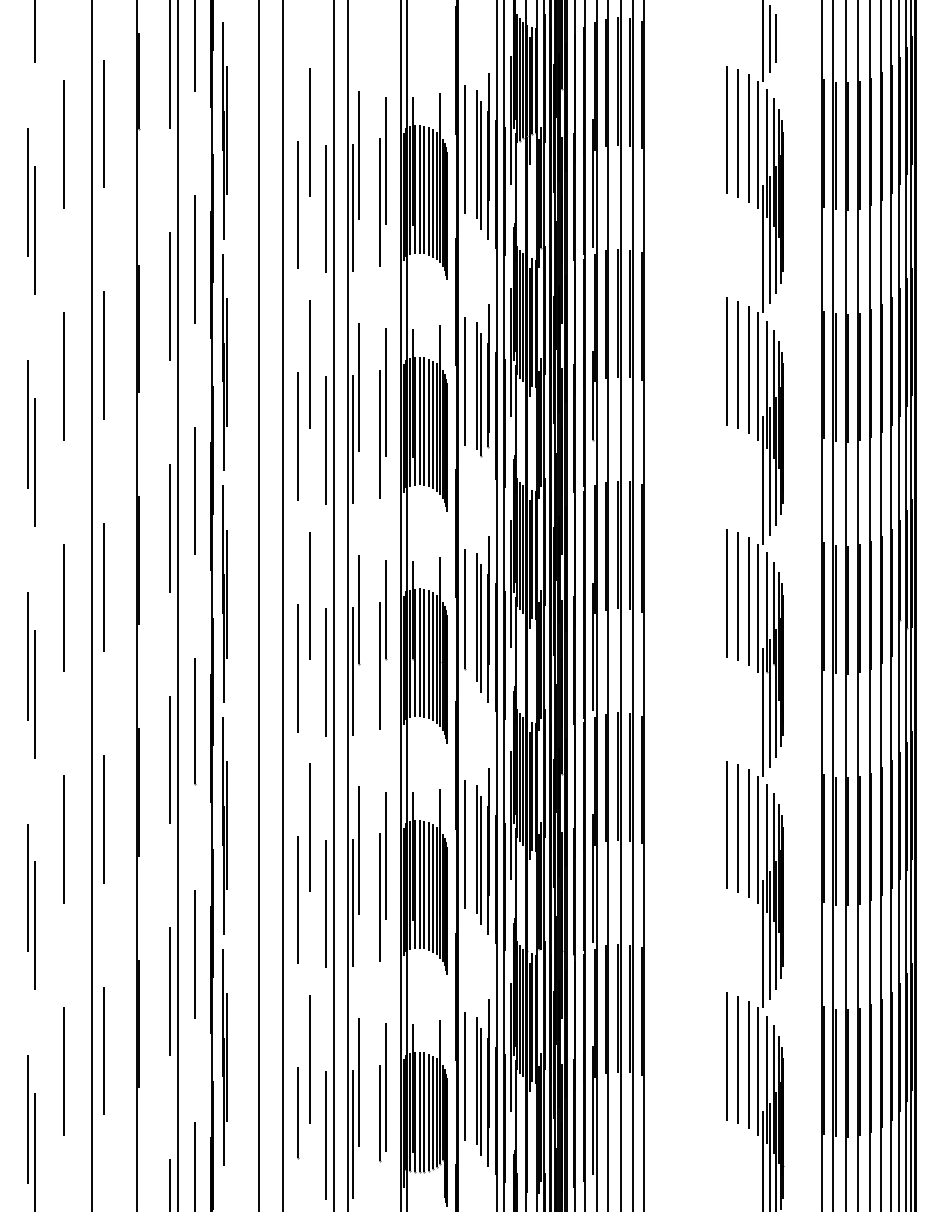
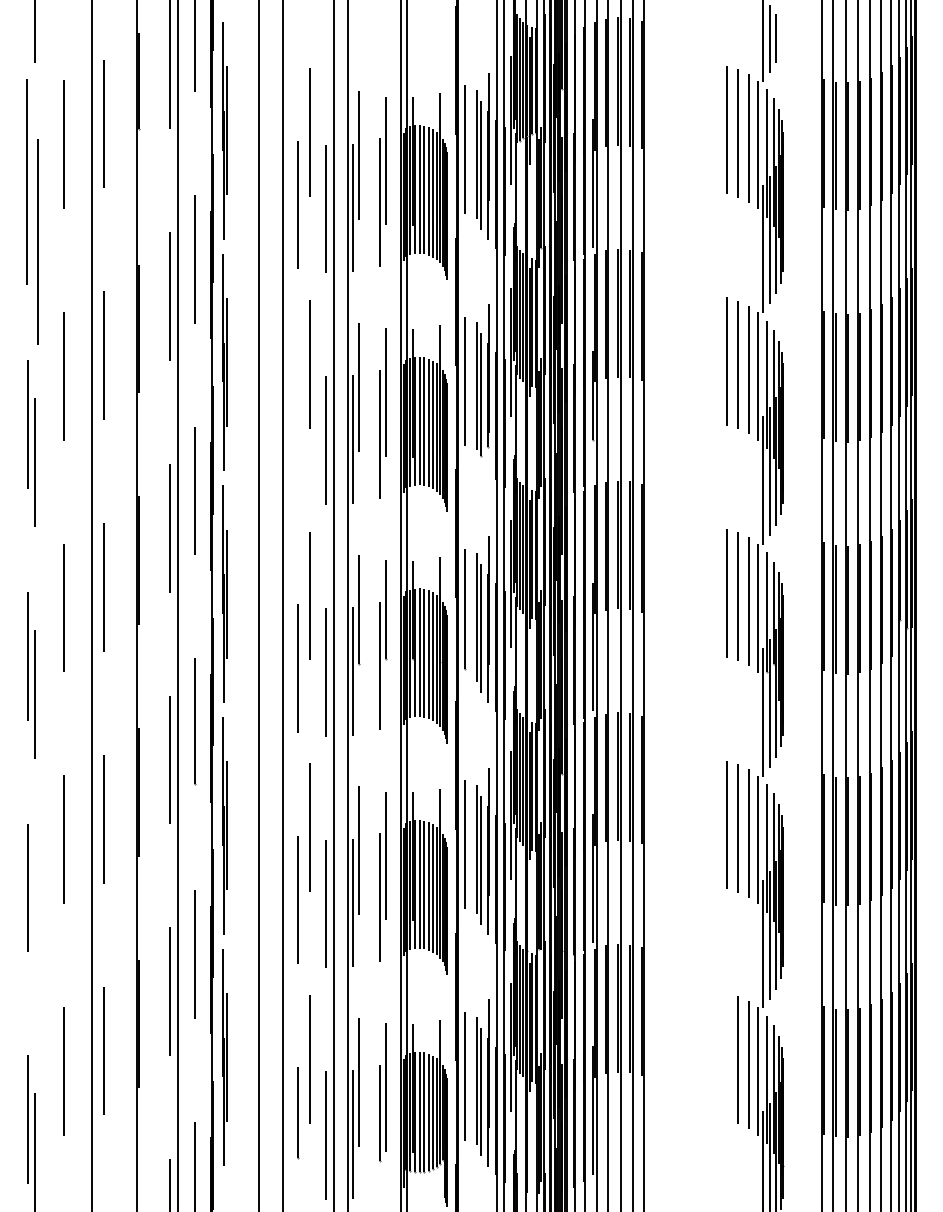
part size: 9x167 px -> 13x266 px (32, 211)
line: present -> none (298, 436)
line: present -> none (35, 925)
line: present -> none (726, 1056)
